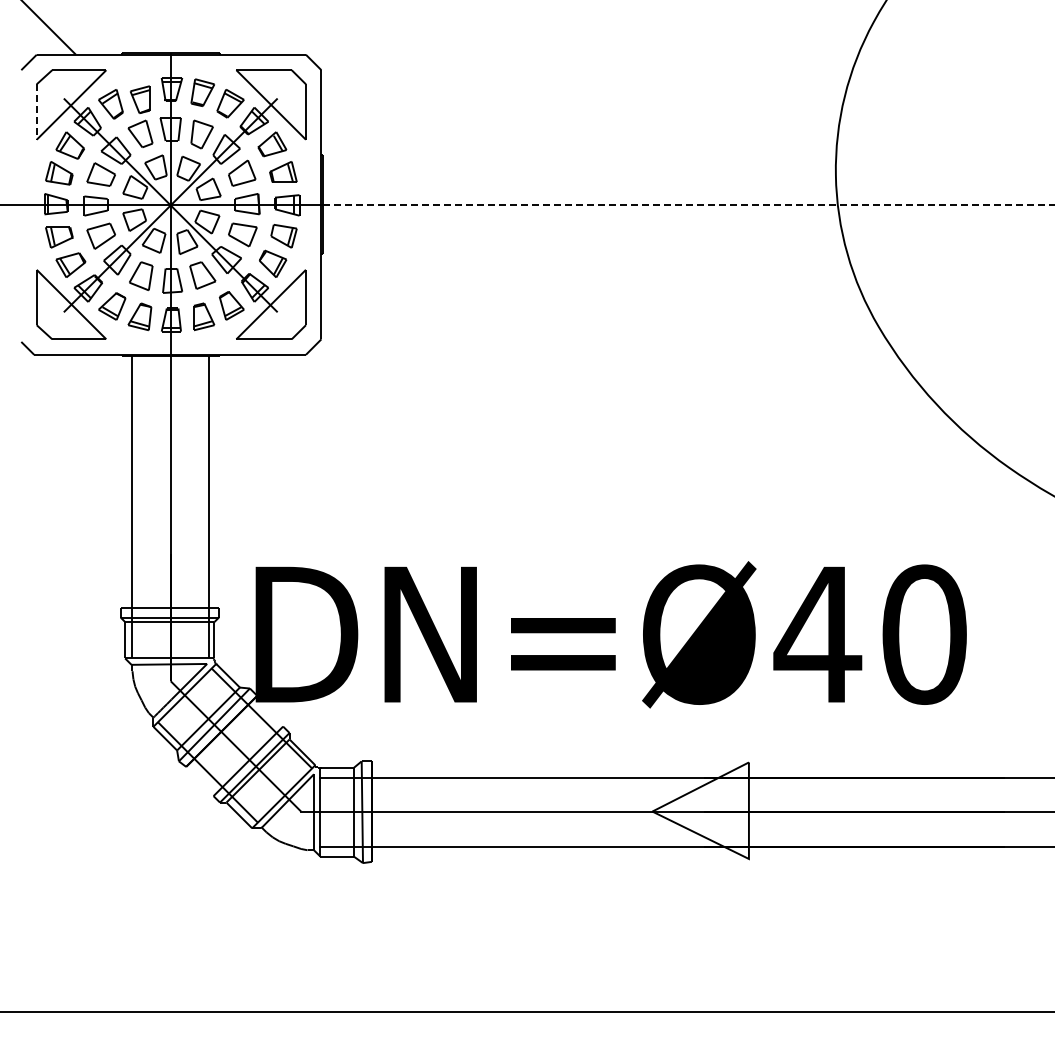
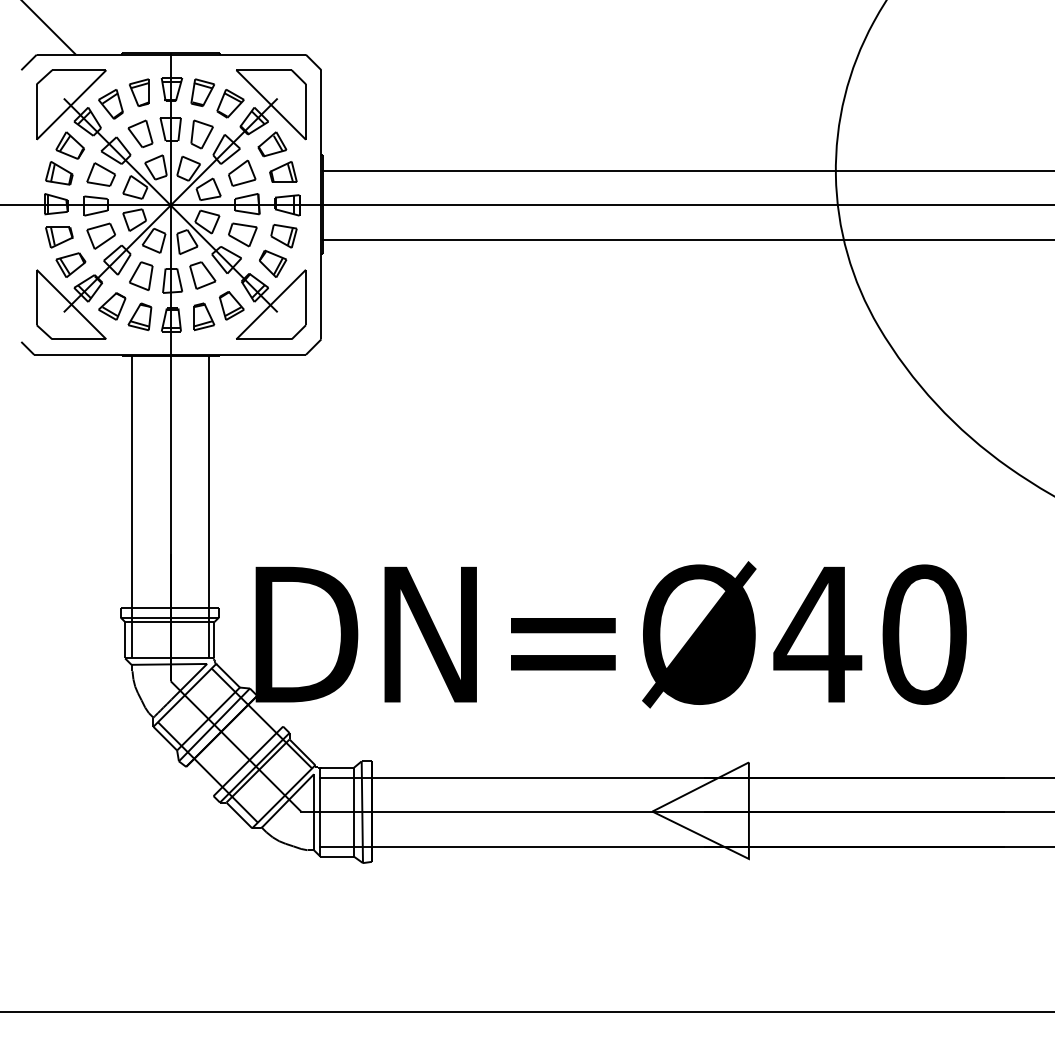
part position: (139, 99) -> (138, 92) (138, 92)
line: dashed -> solid (36, 112)
line: none -> present (686, 171)
line: dashed -> solid (688, 205)
line: none -> present (686, 239)
